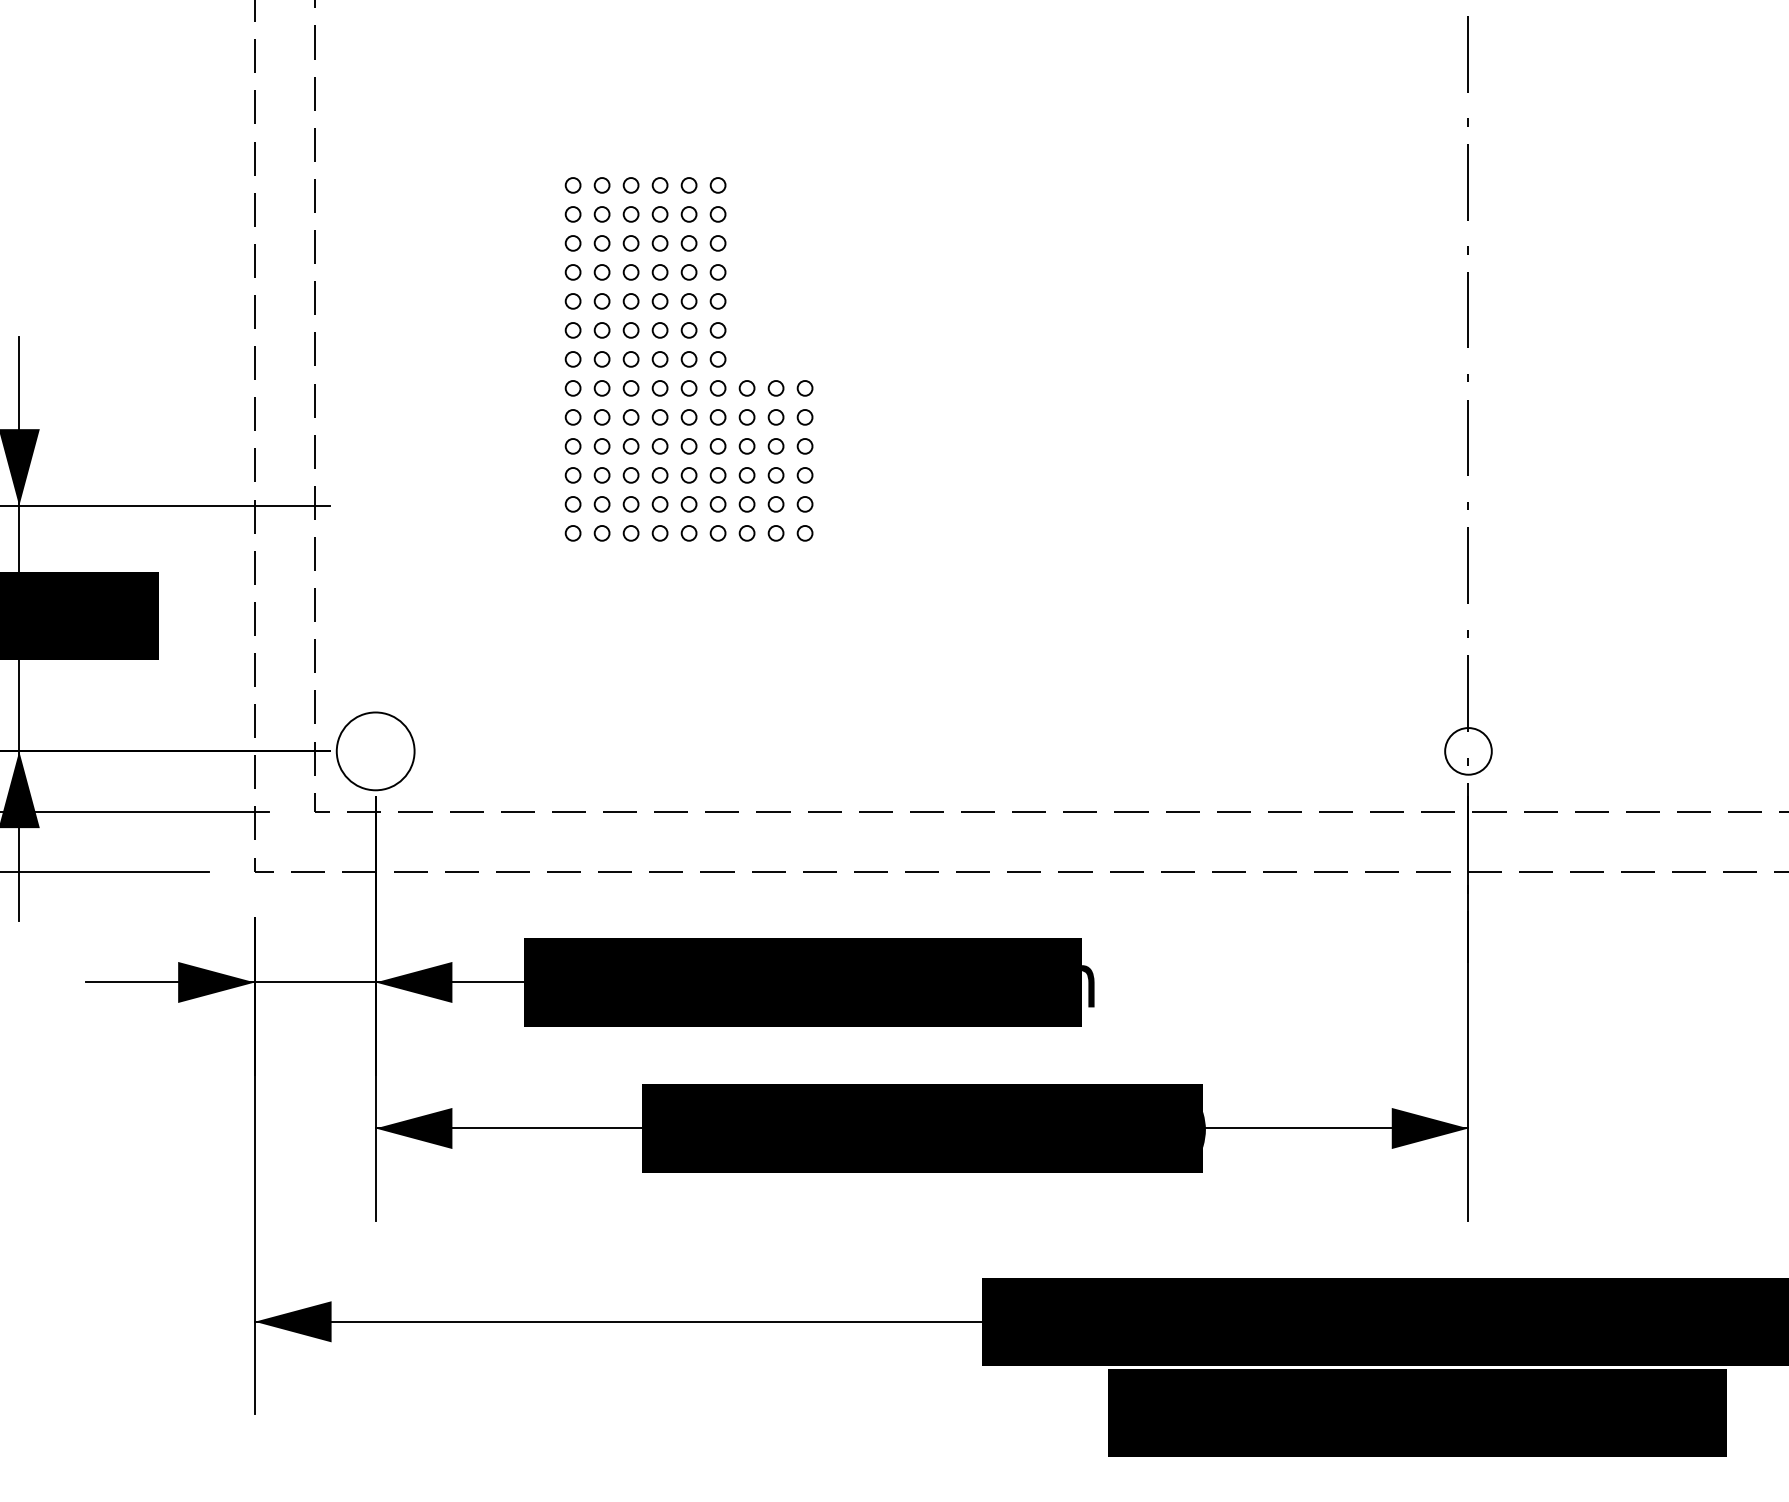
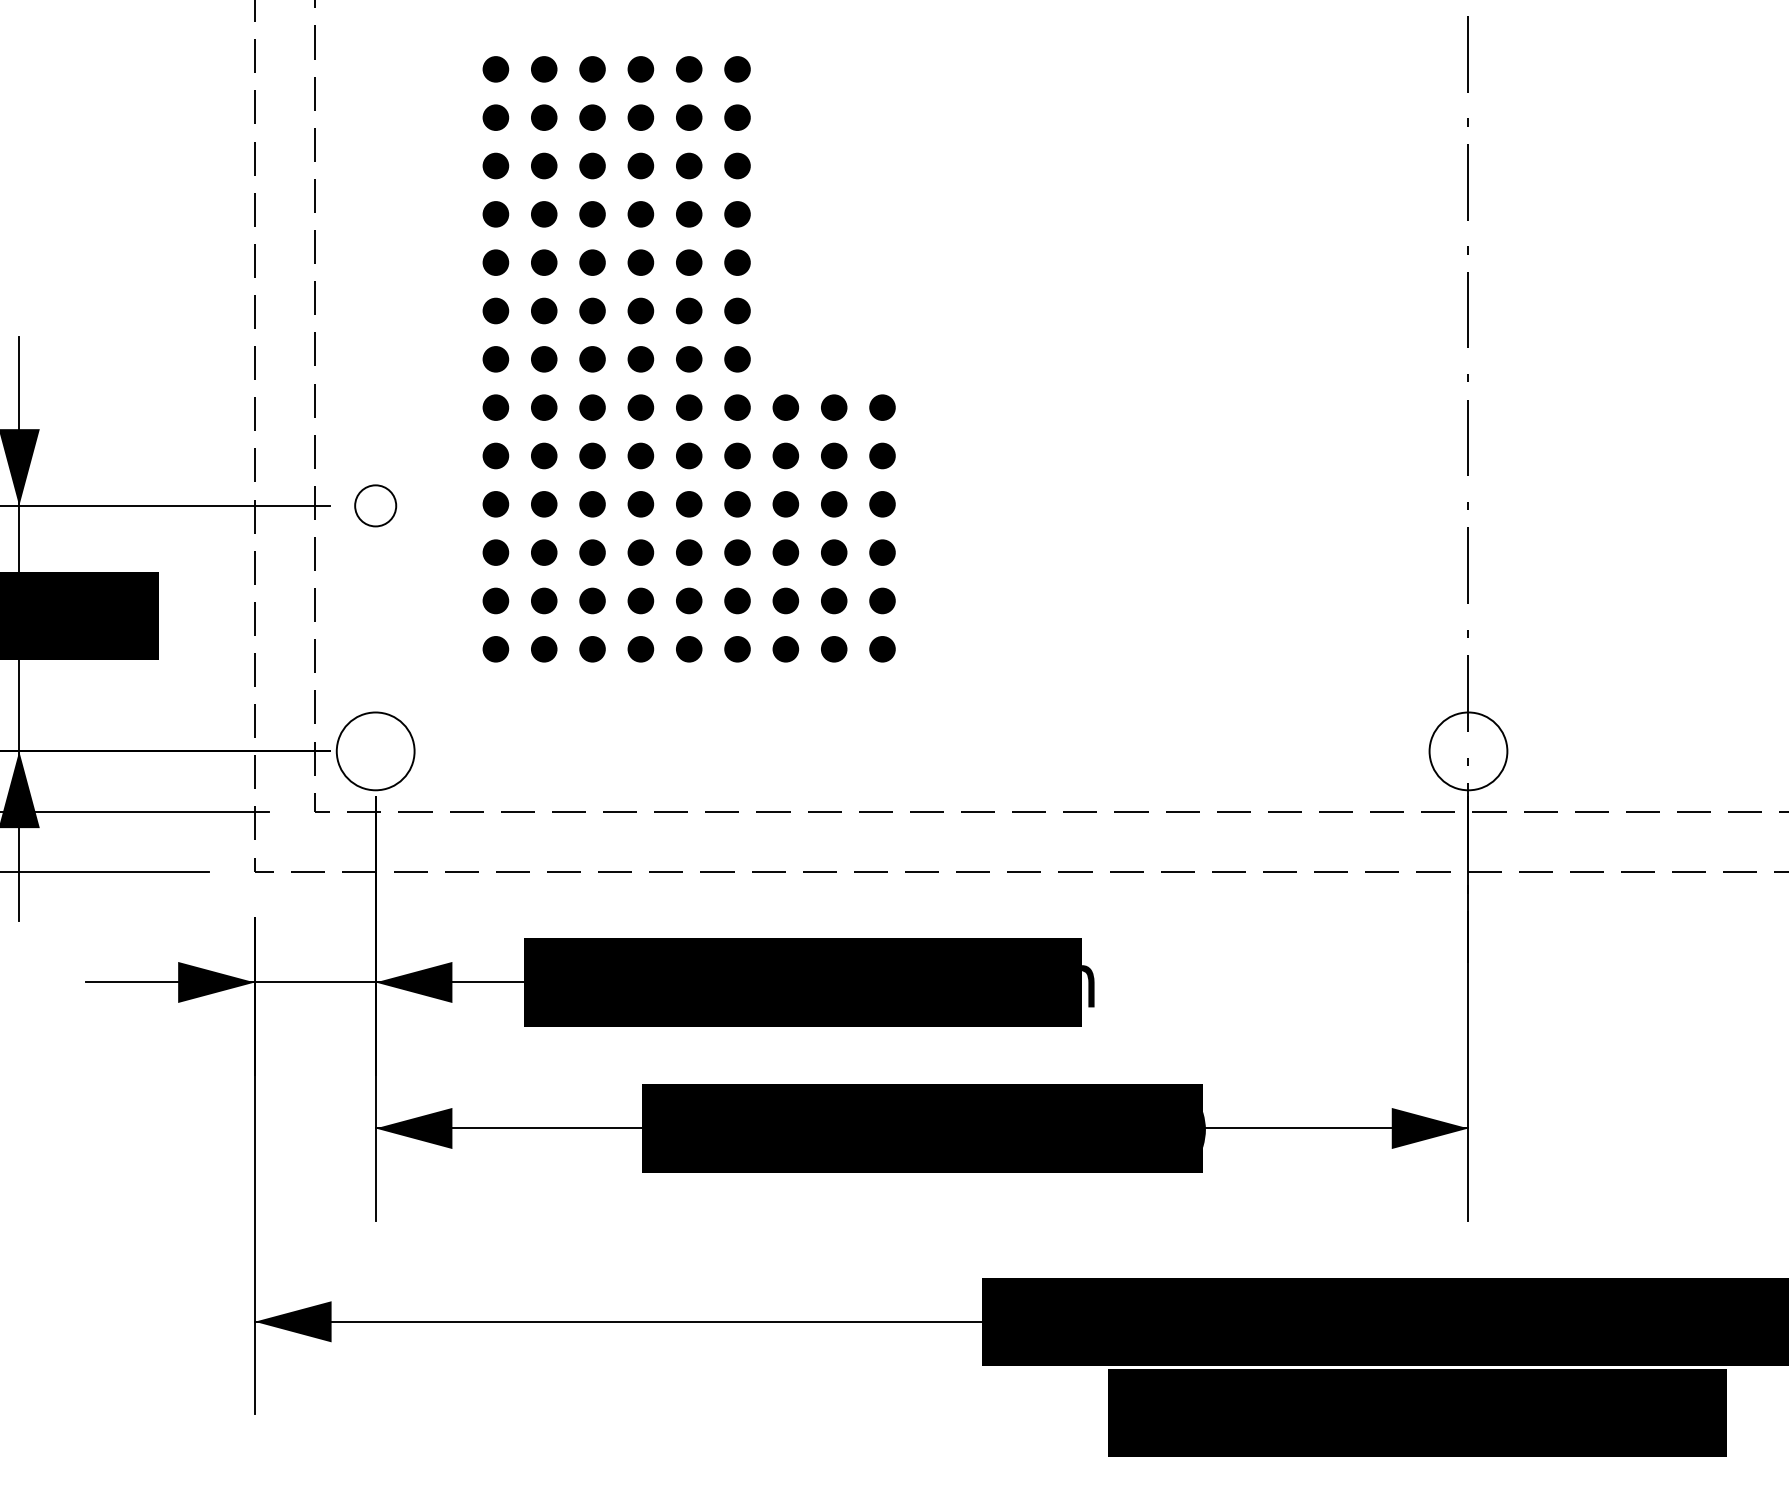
part size: 250x365 px -> 414x607 px (688, 359)
circle: none -> present (375, 505)
circle diameter: 47 px -> 78 px (1468, 751)
